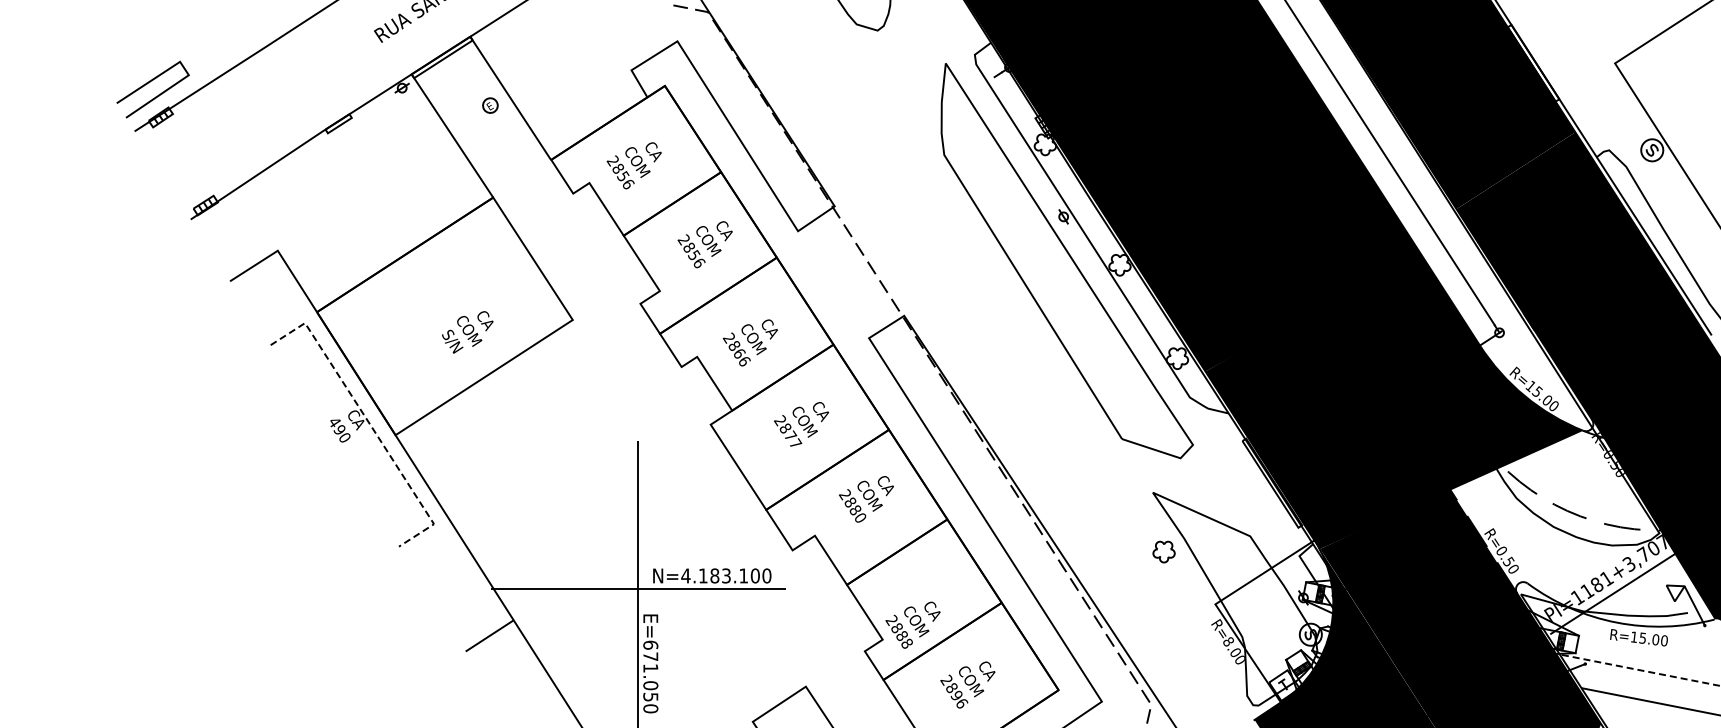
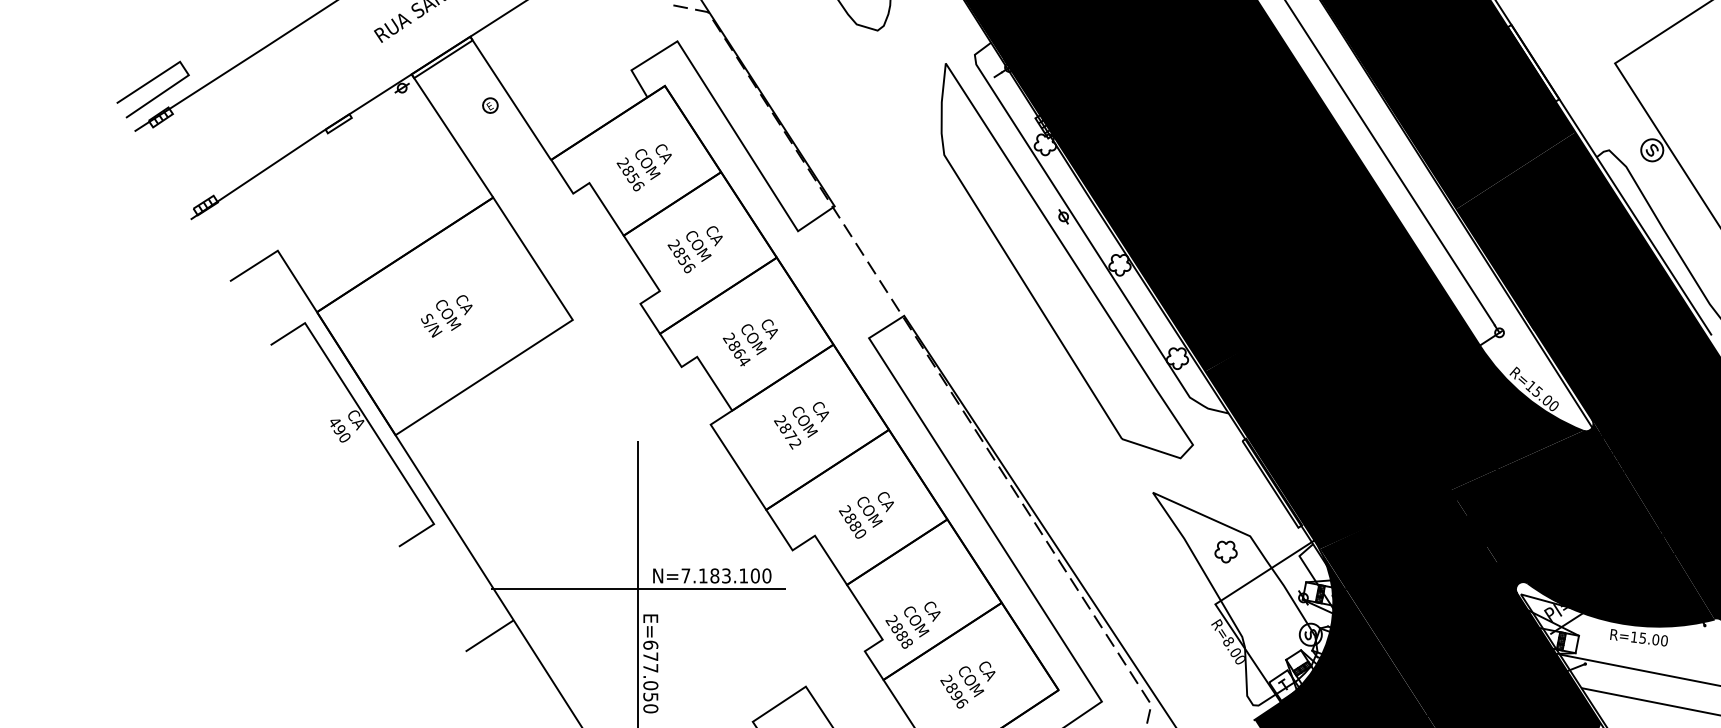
text position: (633, 165) -> (643, 167) (643, 167)
text position: (704, 244) -> (694, 249) (694, 249)
text position: (467, 332) -> (446, 316) (446, 316)
text: 2866 -> 2864 (744, 361)
line: dashed -> solid (369, 424)
text: 2877 -> 2872 (795, 443)
text position: (866, 499) -> (866, 515) (866, 515)
fill: none -> present (1582, 522)
part position: (1163, 551) -> (1225, 551) (1225, 551)
text: N=4.183.100 -> N=7.183.100 (685, 575)
text: E=671.050 -> E=677.050 (650, 668)
line: dashed -> solid (1639, 670)
